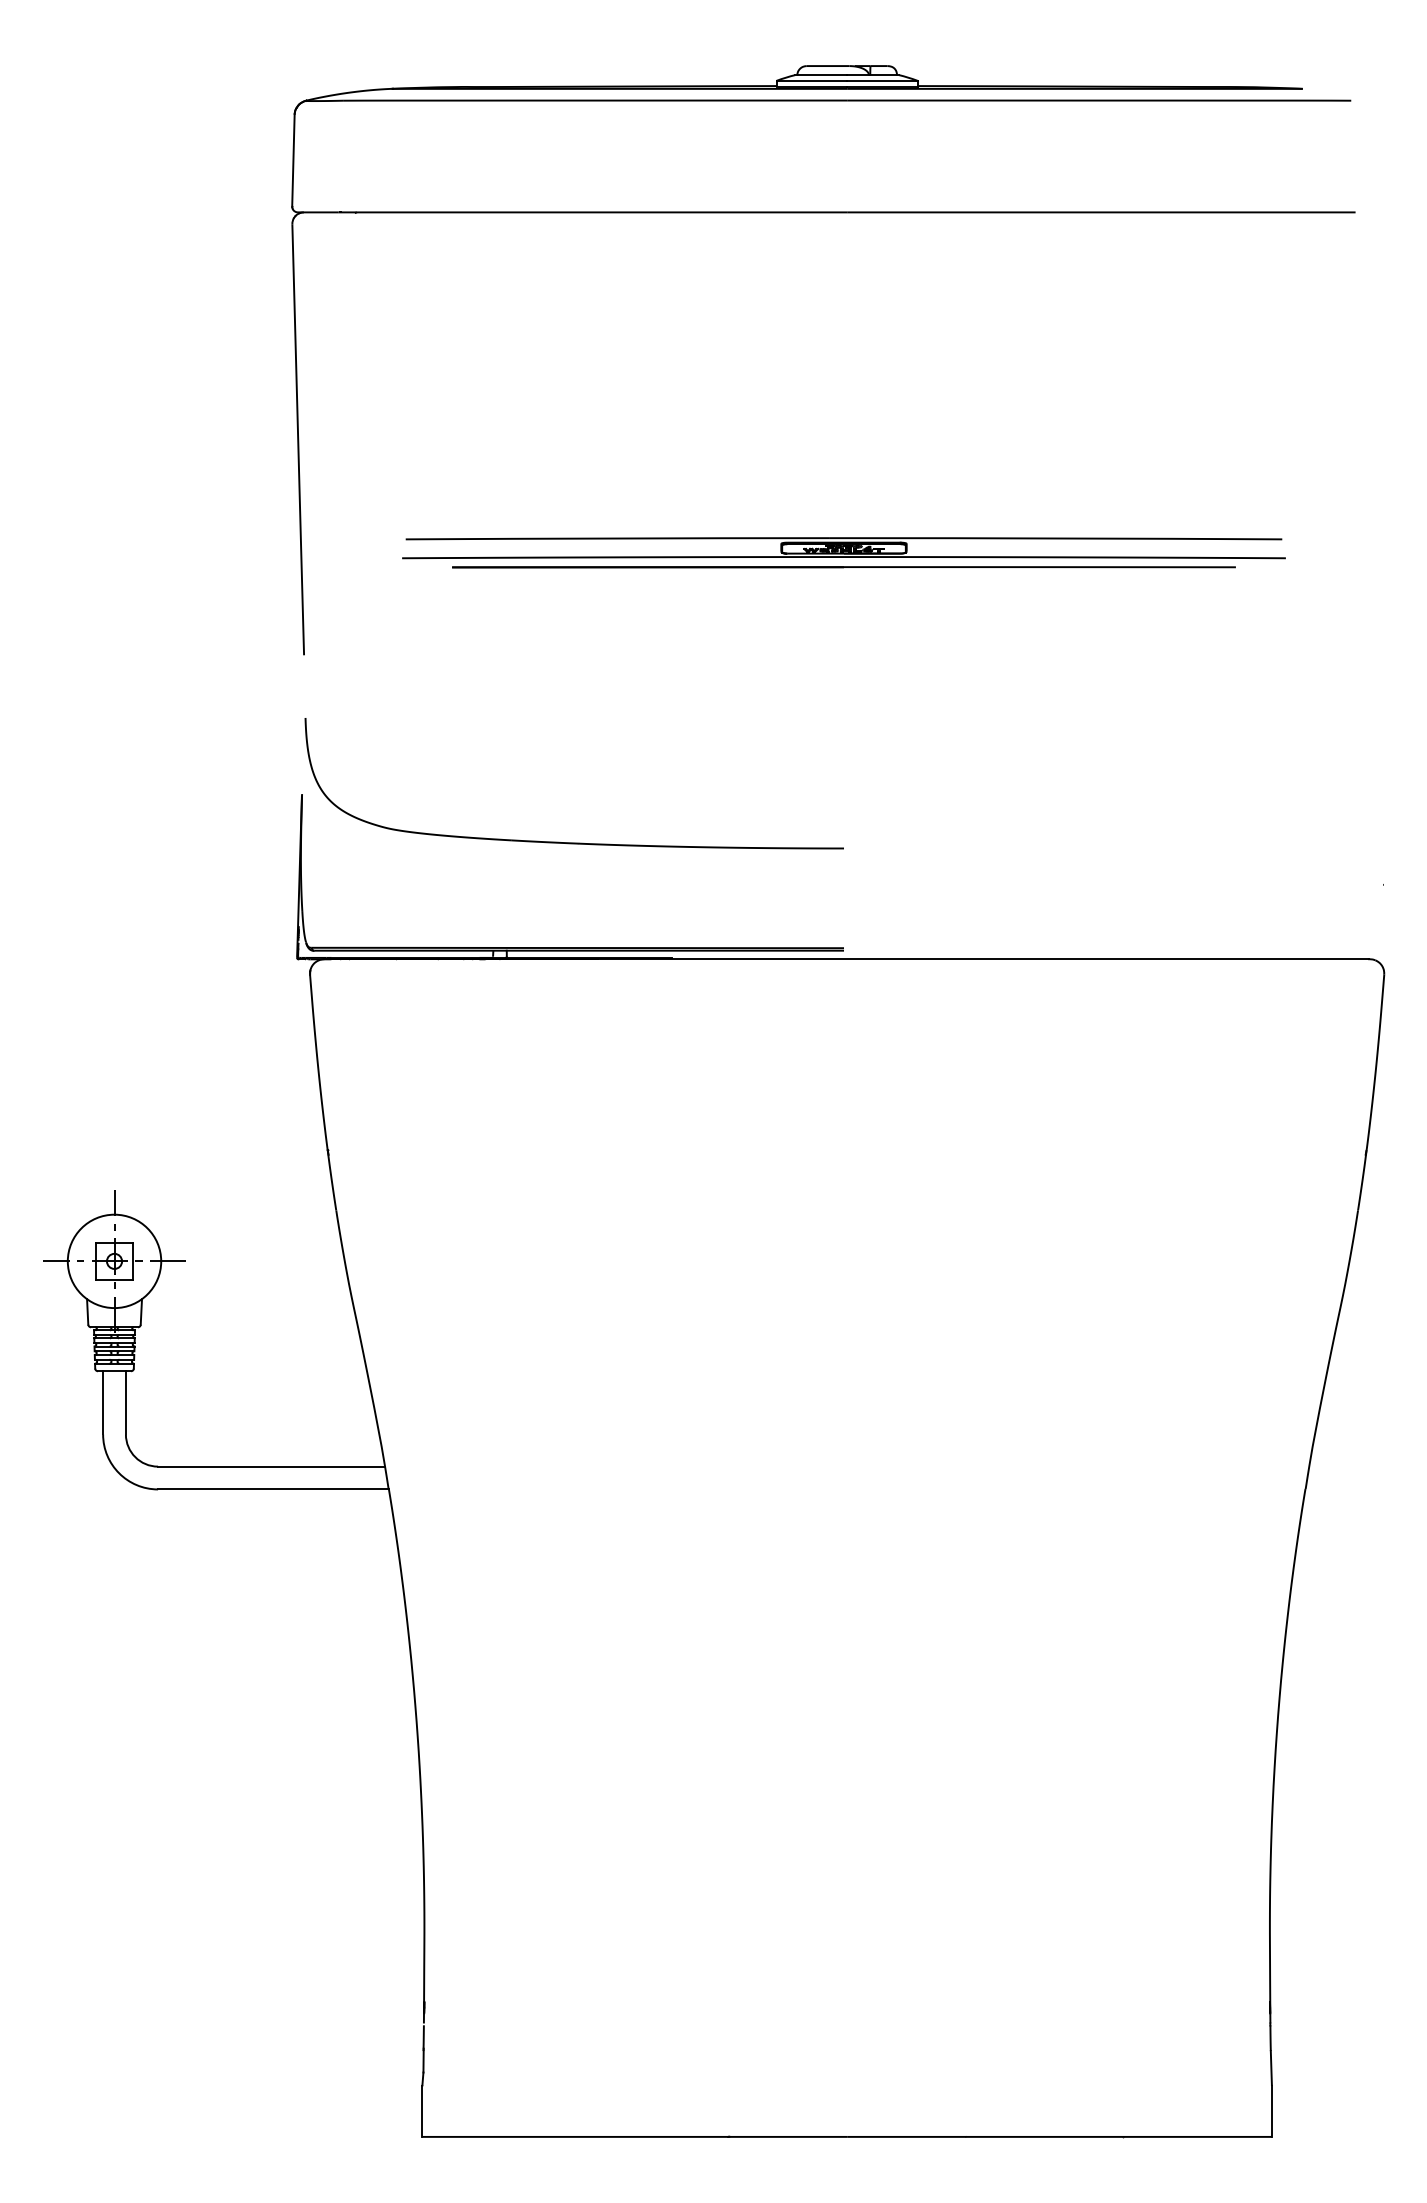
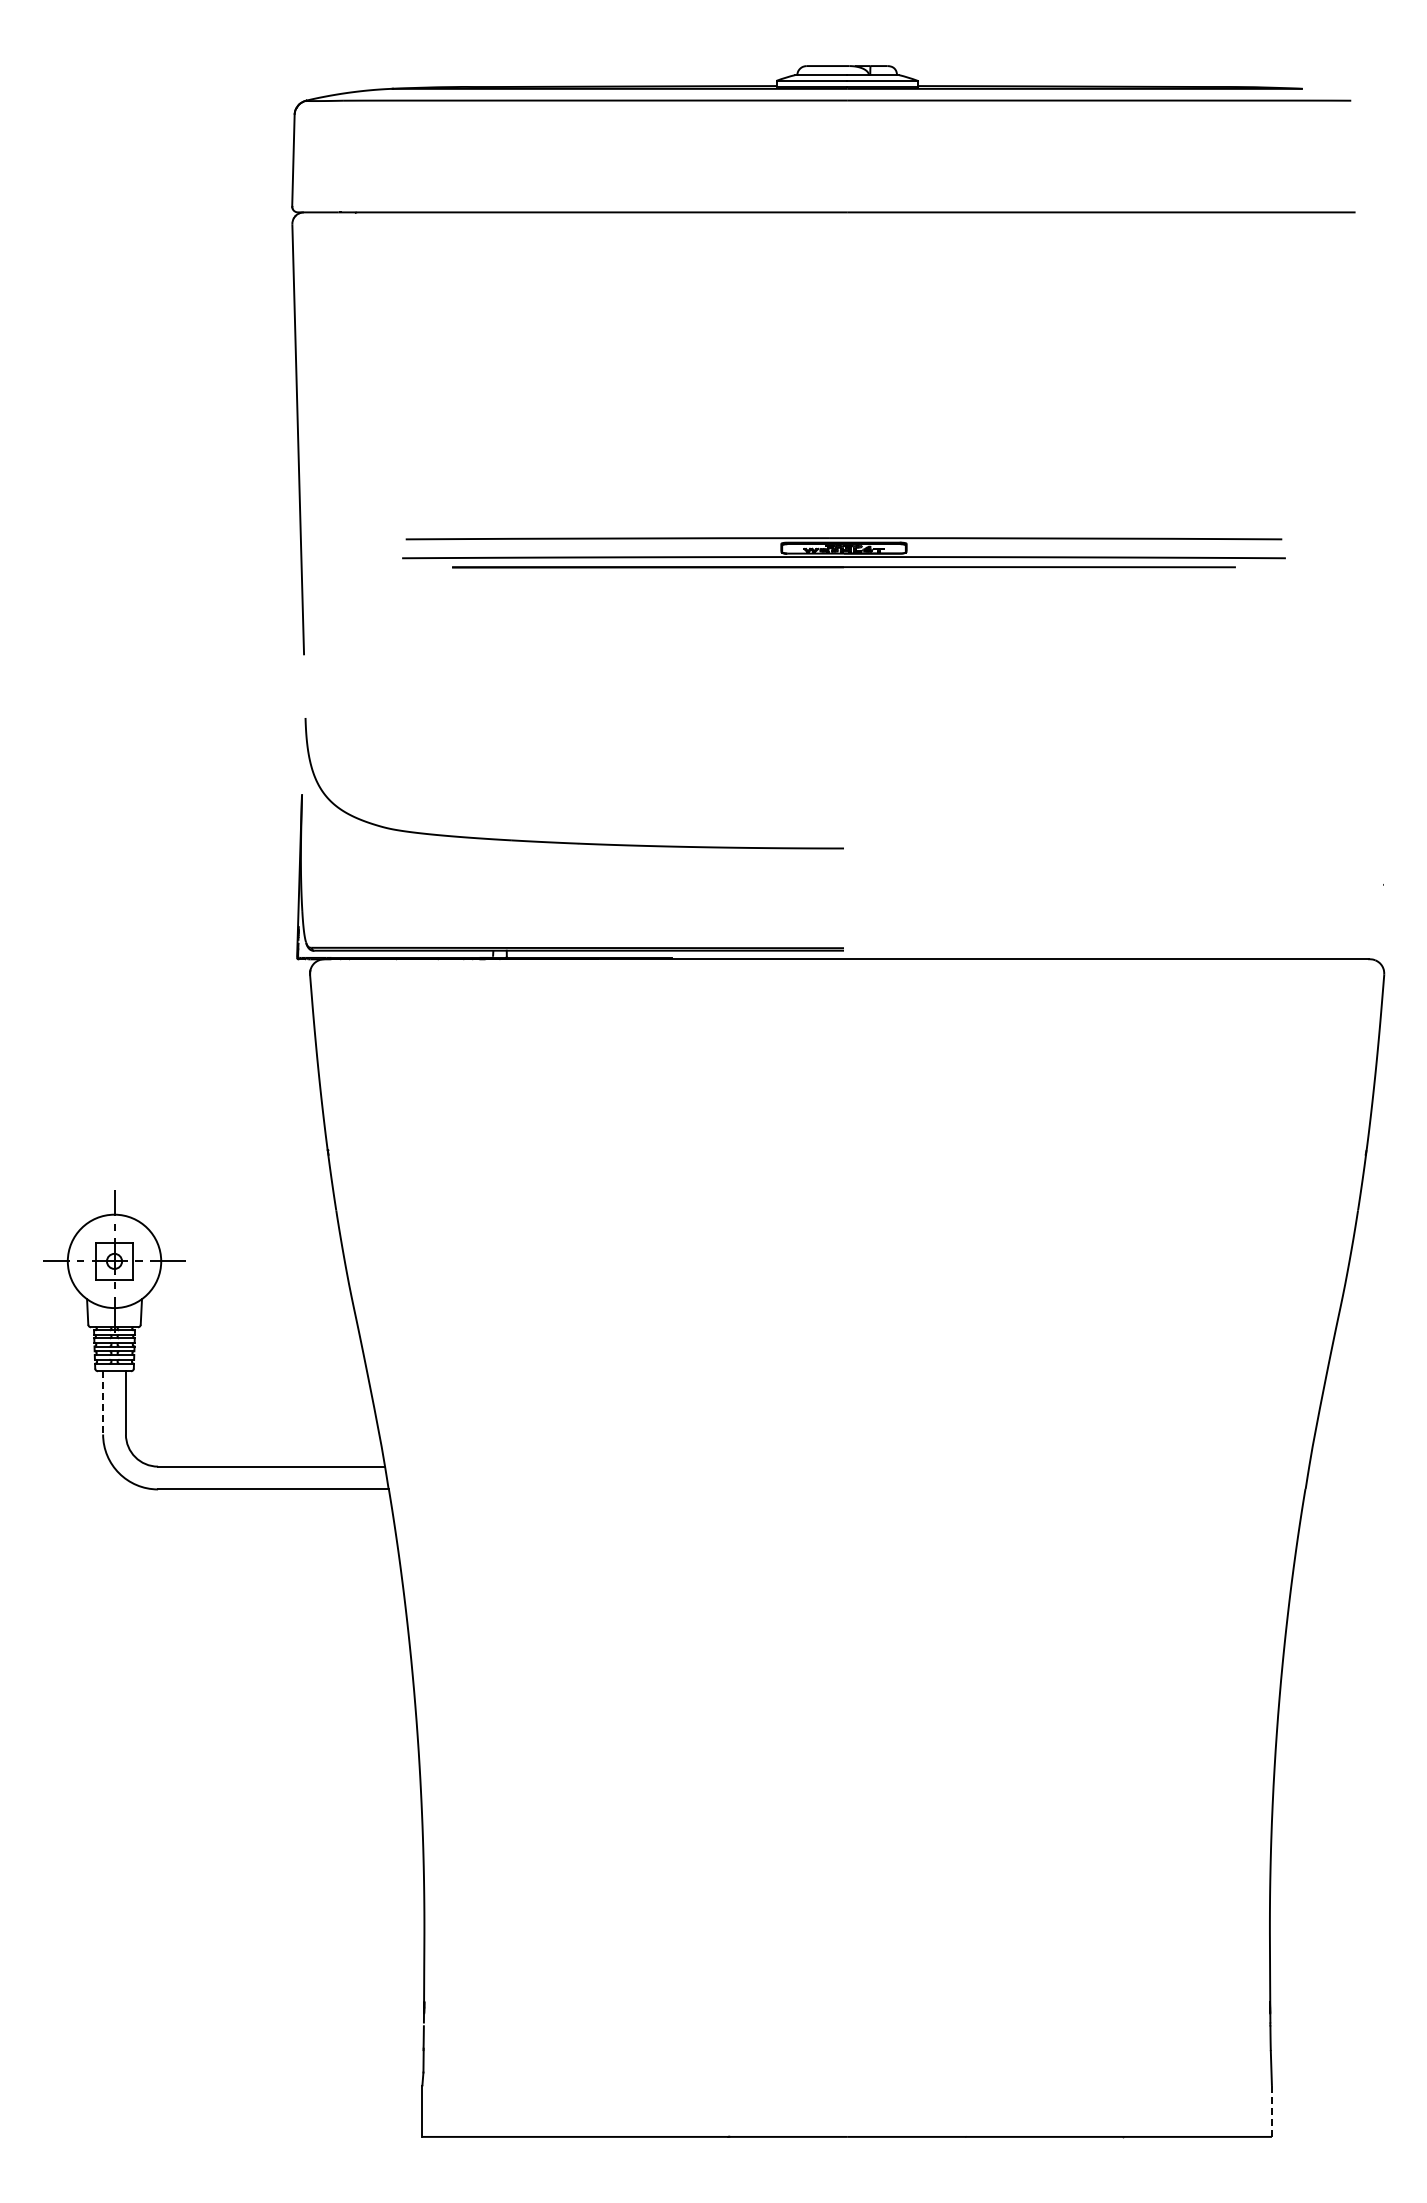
line: solid -> dashed (103, 1402)
line: solid -> dashed (1271, 2111)
